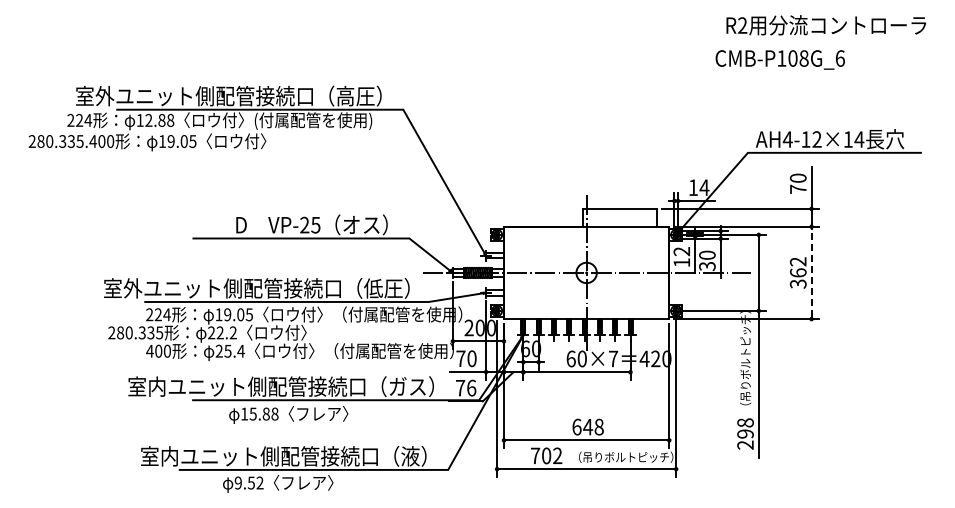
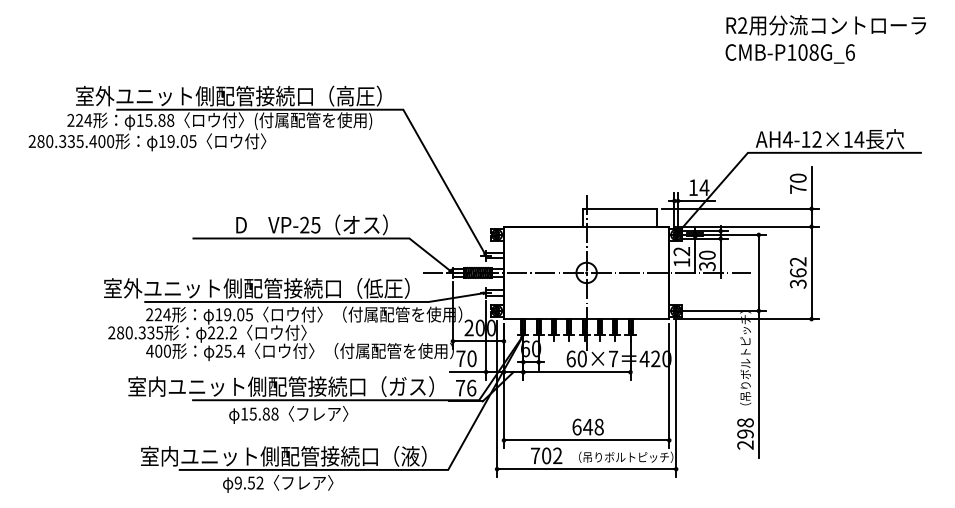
text position: (779, 59) -> (789, 53) (789, 53)
text: 12.88 -> 15.88 (148, 119)
line: dashed -> solid (811, 272)
